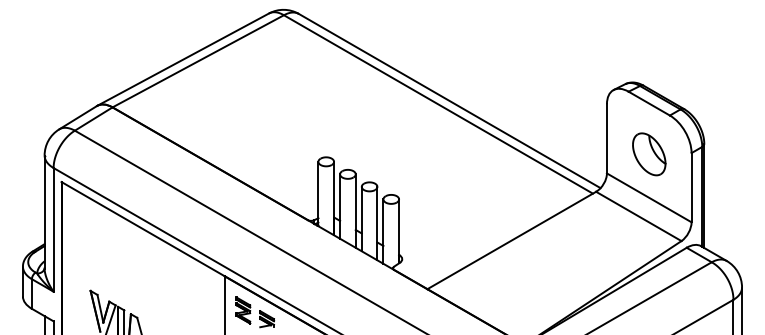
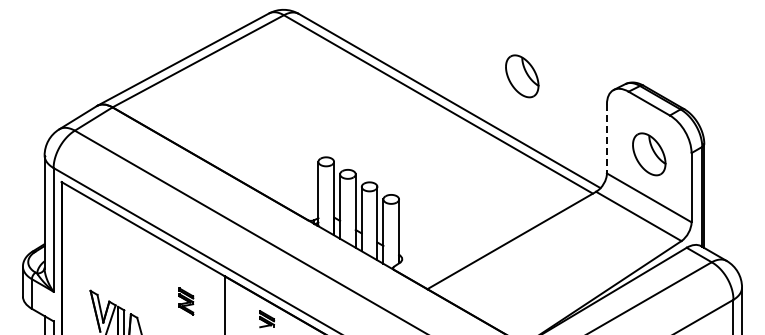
part: none -> present (522, 76)
line: solid -> dashed (606, 138)
part position: (243, 310) -> (186, 301) (186, 301)
